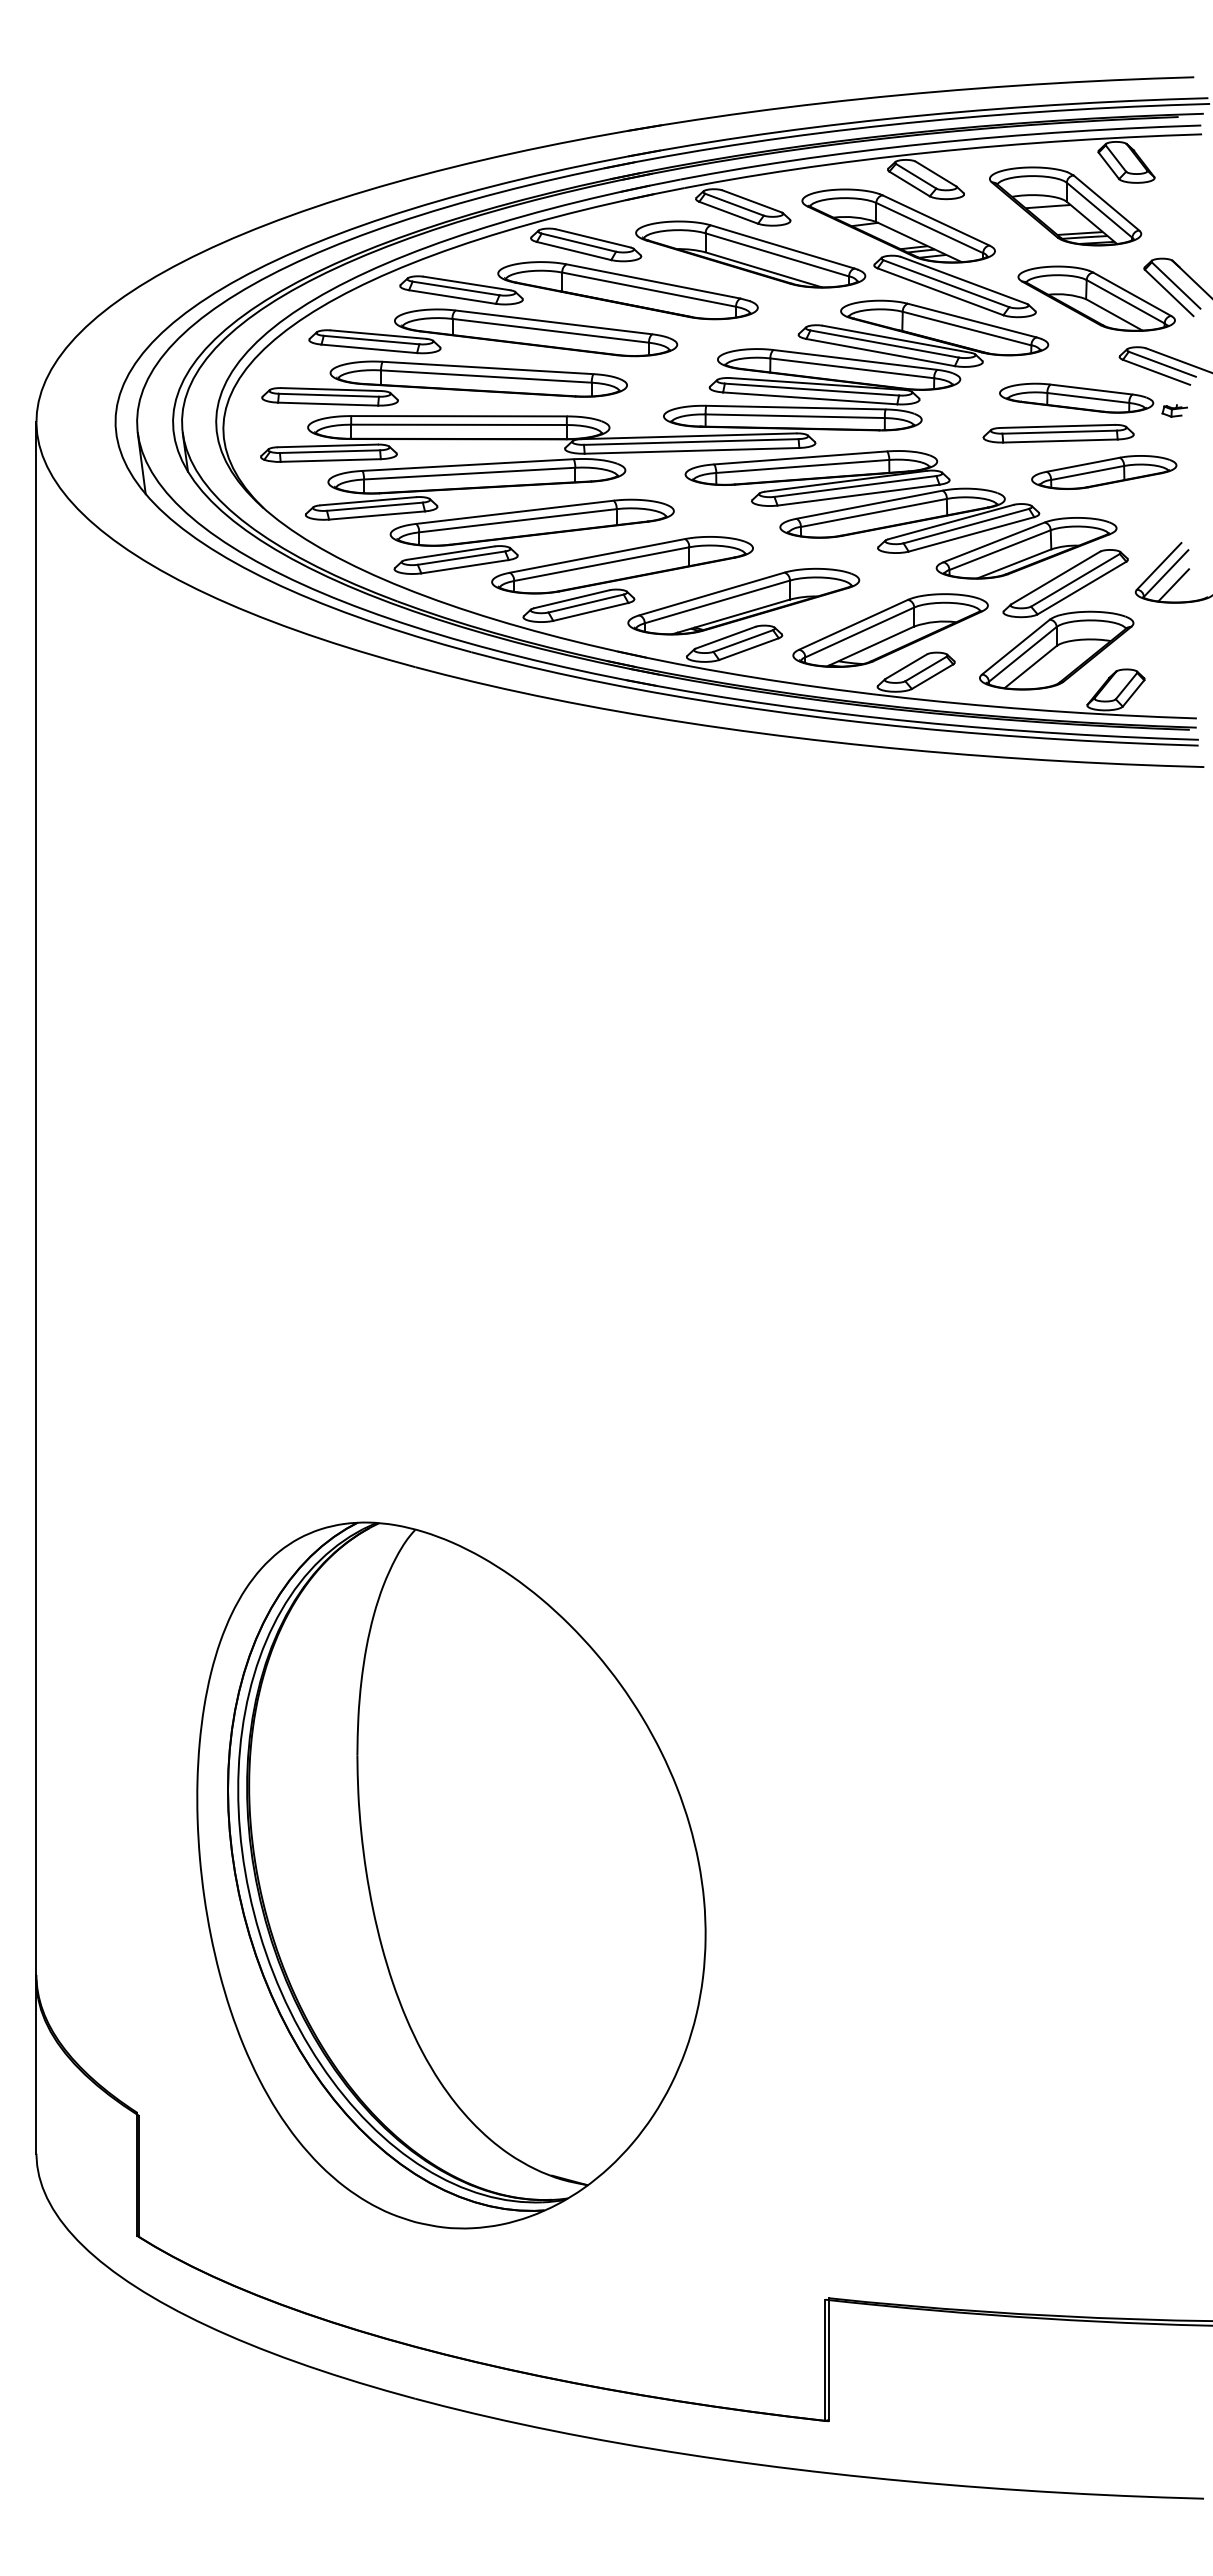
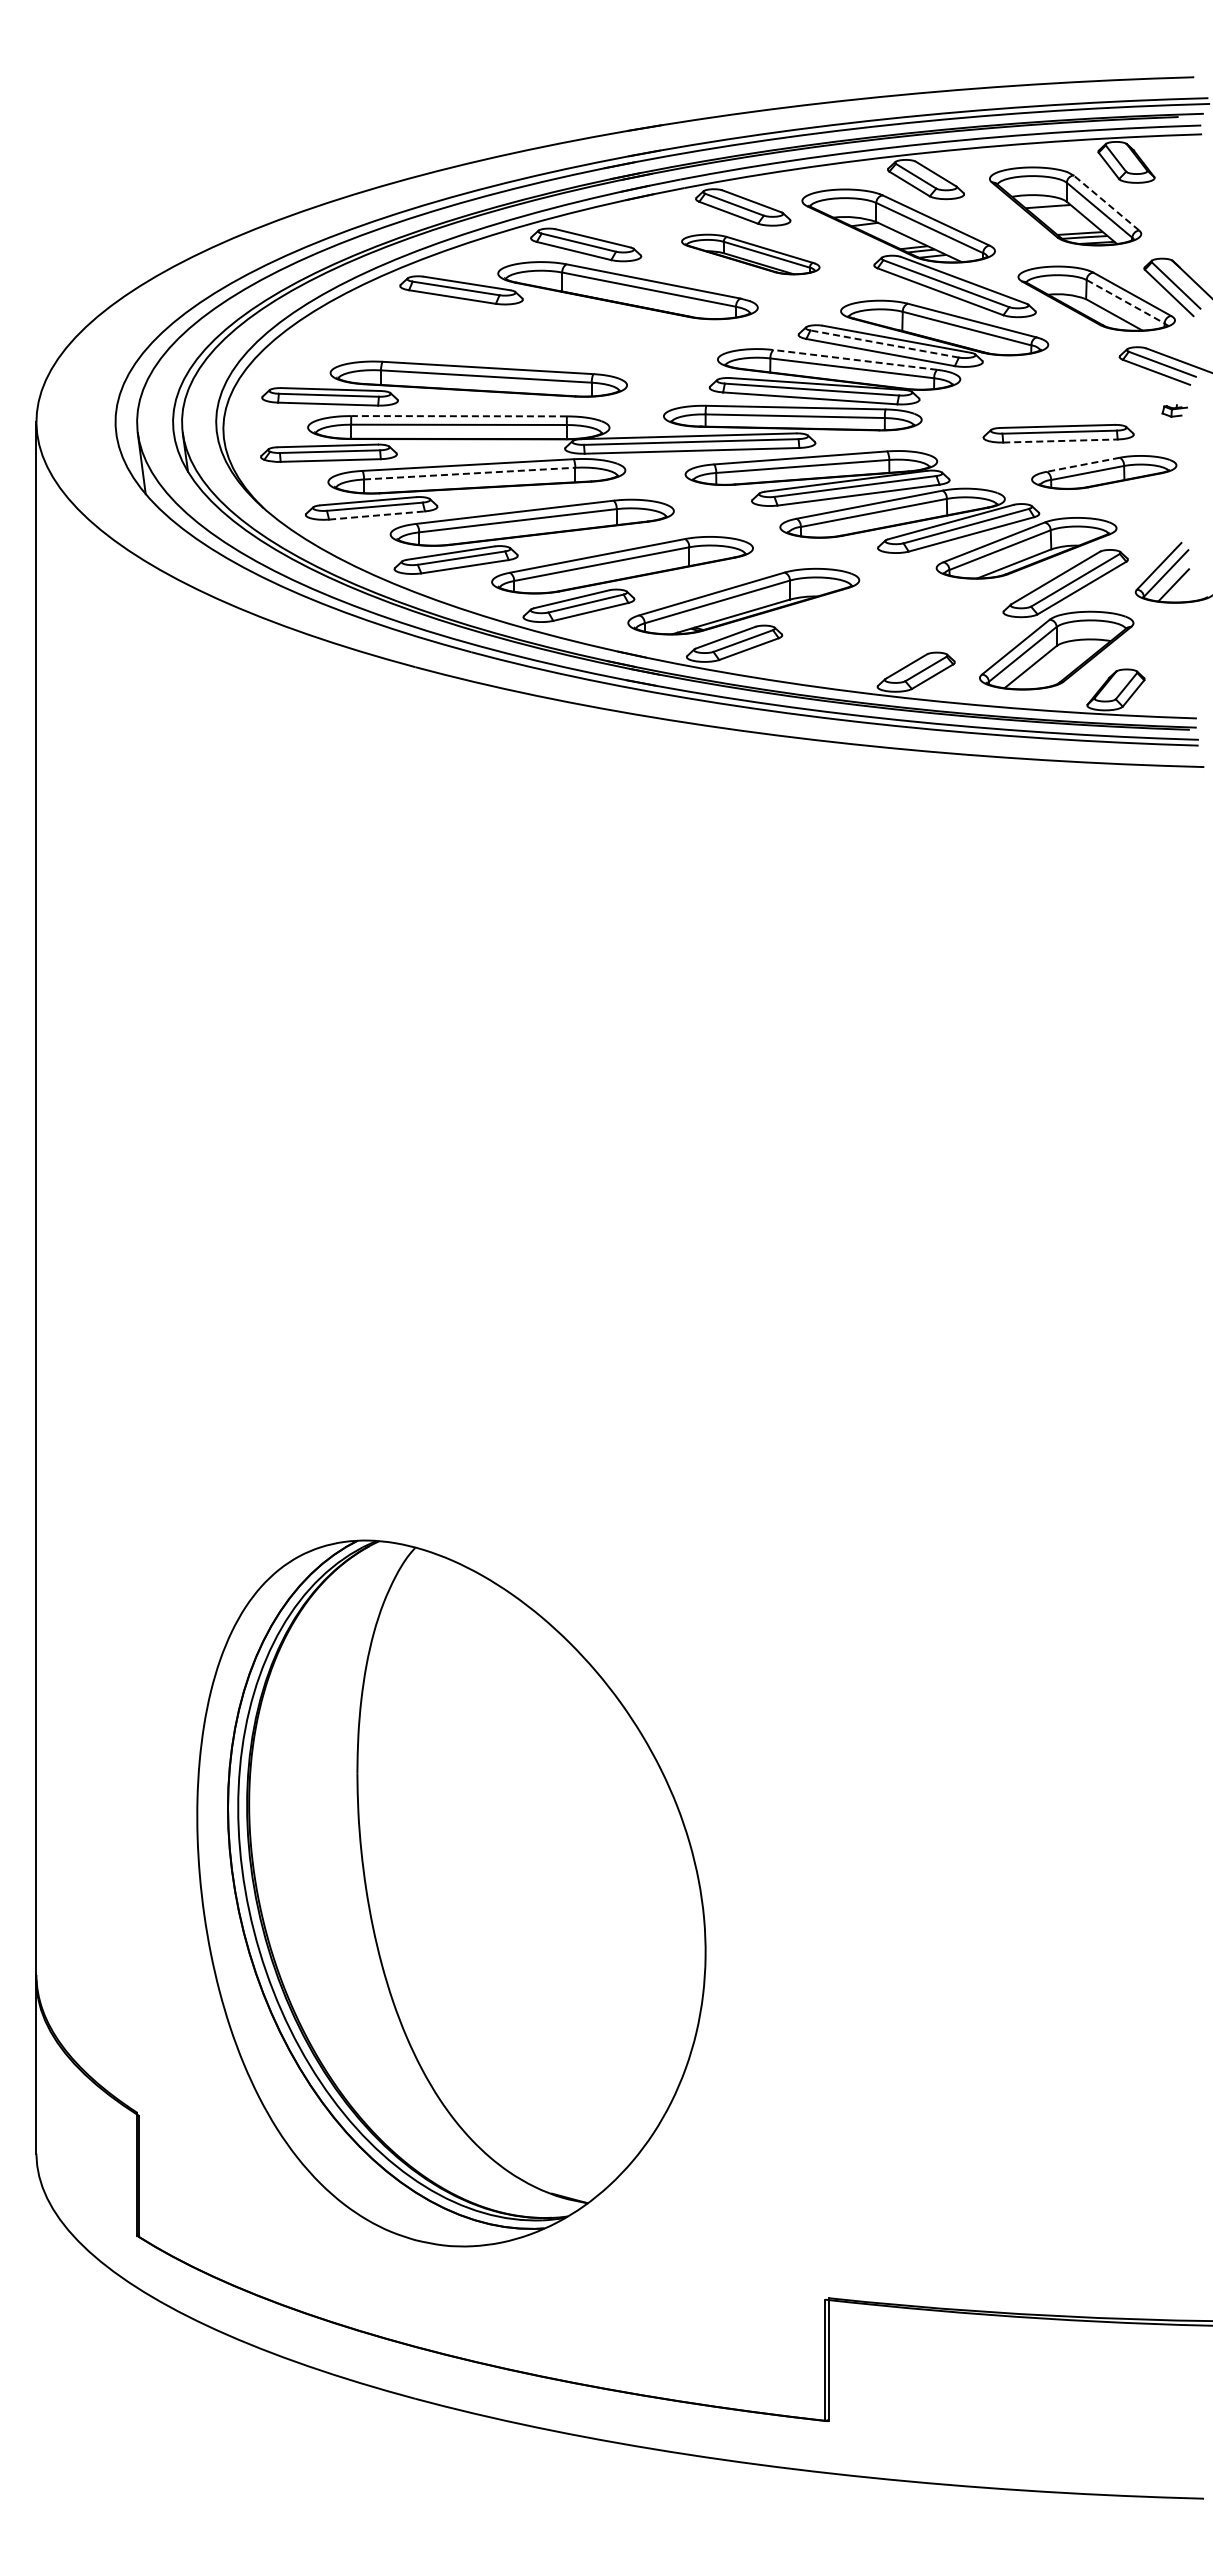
line: solid -> dashed (1106, 202)
part size: 232x69 px -> 140x43 px (750, 254)
line: solid -> dashed (1125, 301)
part: present -> none (493, 332)
line: solid -> dashed (884, 343)
line: solid -> dashed (854, 359)
part: present -> none (1076, 397)
line: solid -> dashed (459, 416)
line: solid -> dashed (1060, 441)
line: solid -> dashed (1082, 464)
line: solid -> dashed (469, 473)
line: solid -> dashed (377, 515)
part: present -> none (890, 630)
part position: (451, 1875) -> (451, 1893) (451, 1893)
